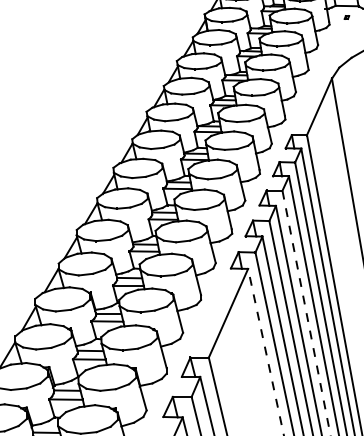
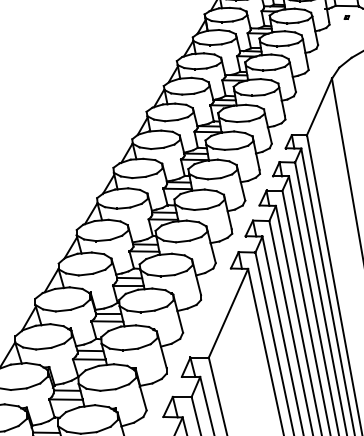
line: dashed -> solid (306, 313)
line: dashed -> solid (265, 351)
